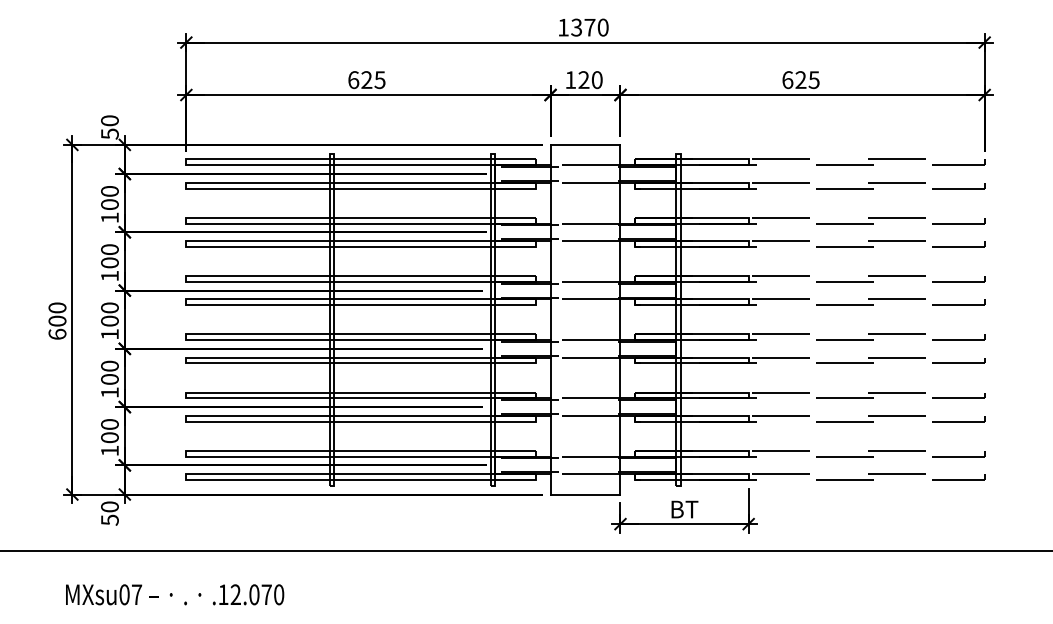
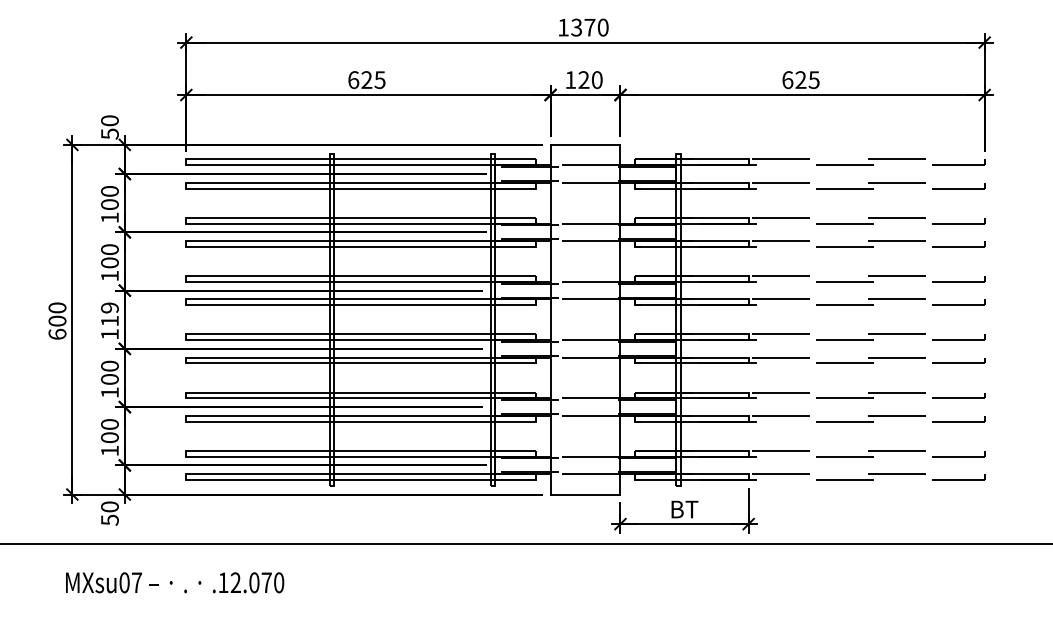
text: 100 -> 119 (109, 314)
line position: (525, 550) -> (525, 543) (525, 543)
text position: (175, 594) -> (175, 582) (175, 582)
